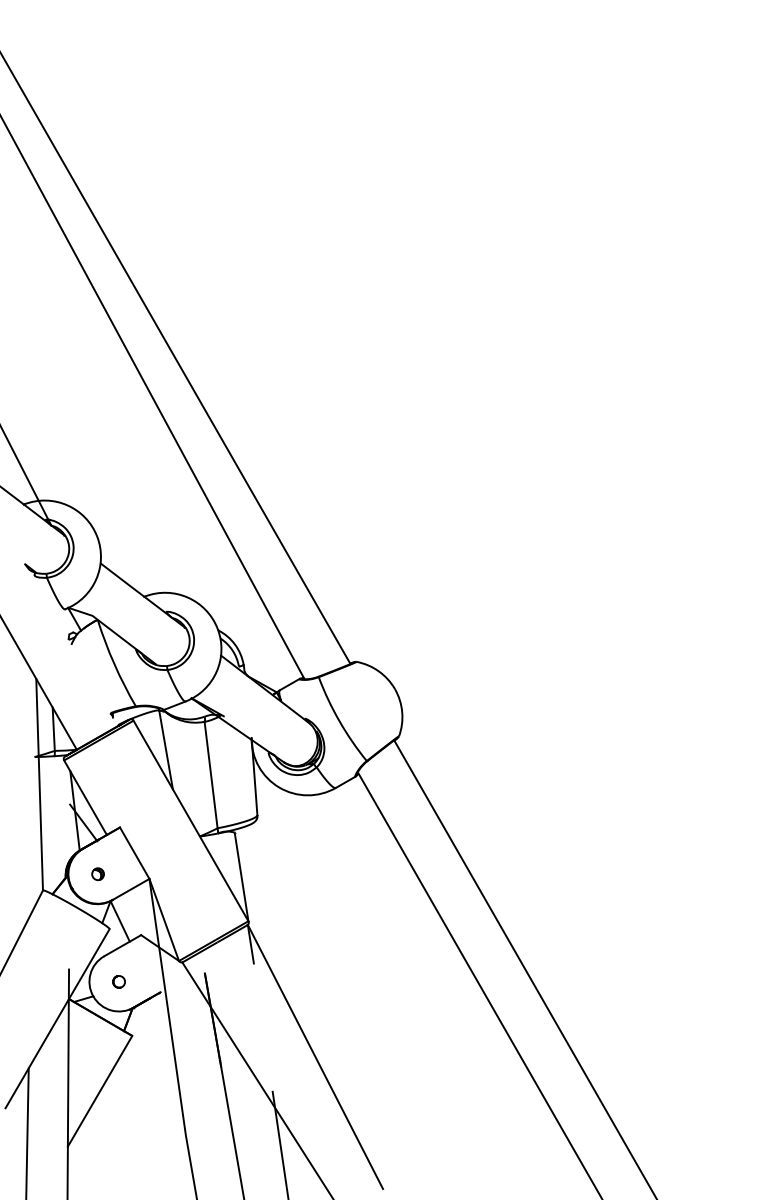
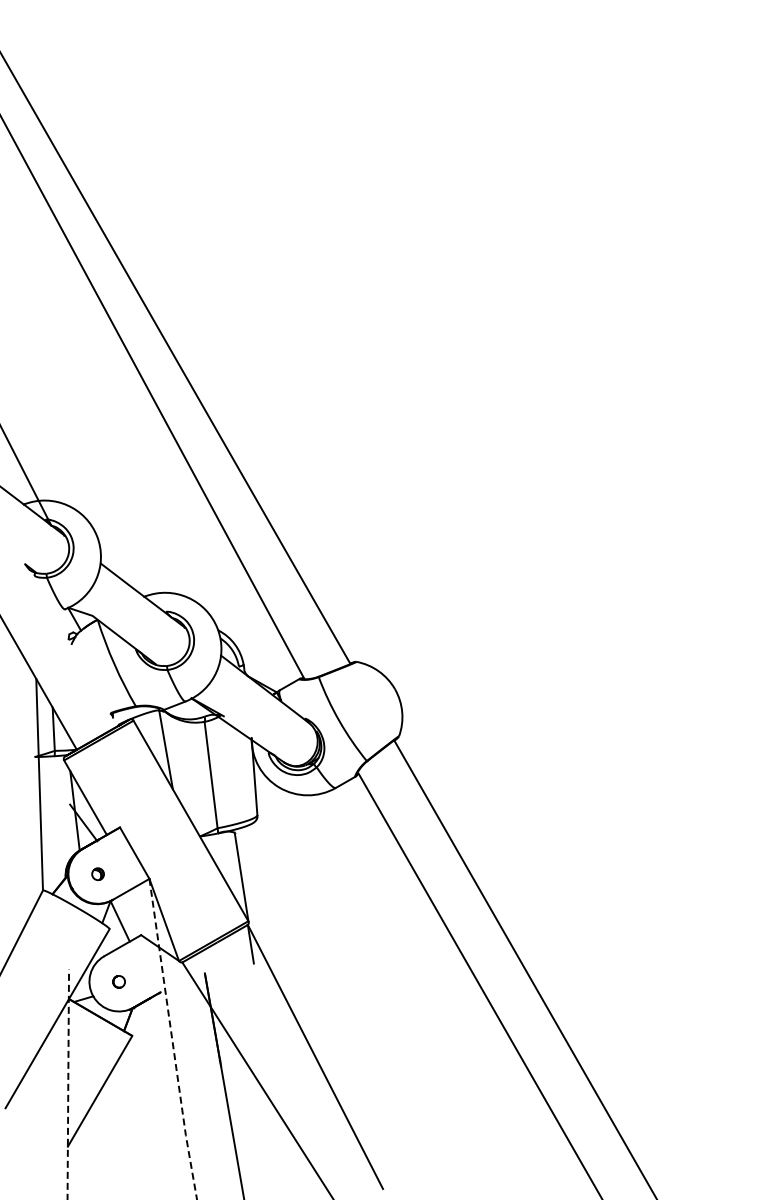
line: solid -> dashed (172, 1039)
line: solid -> dashed (68, 1084)
line: present -> none (27, 1132)
line: present -> none (280, 1143)
